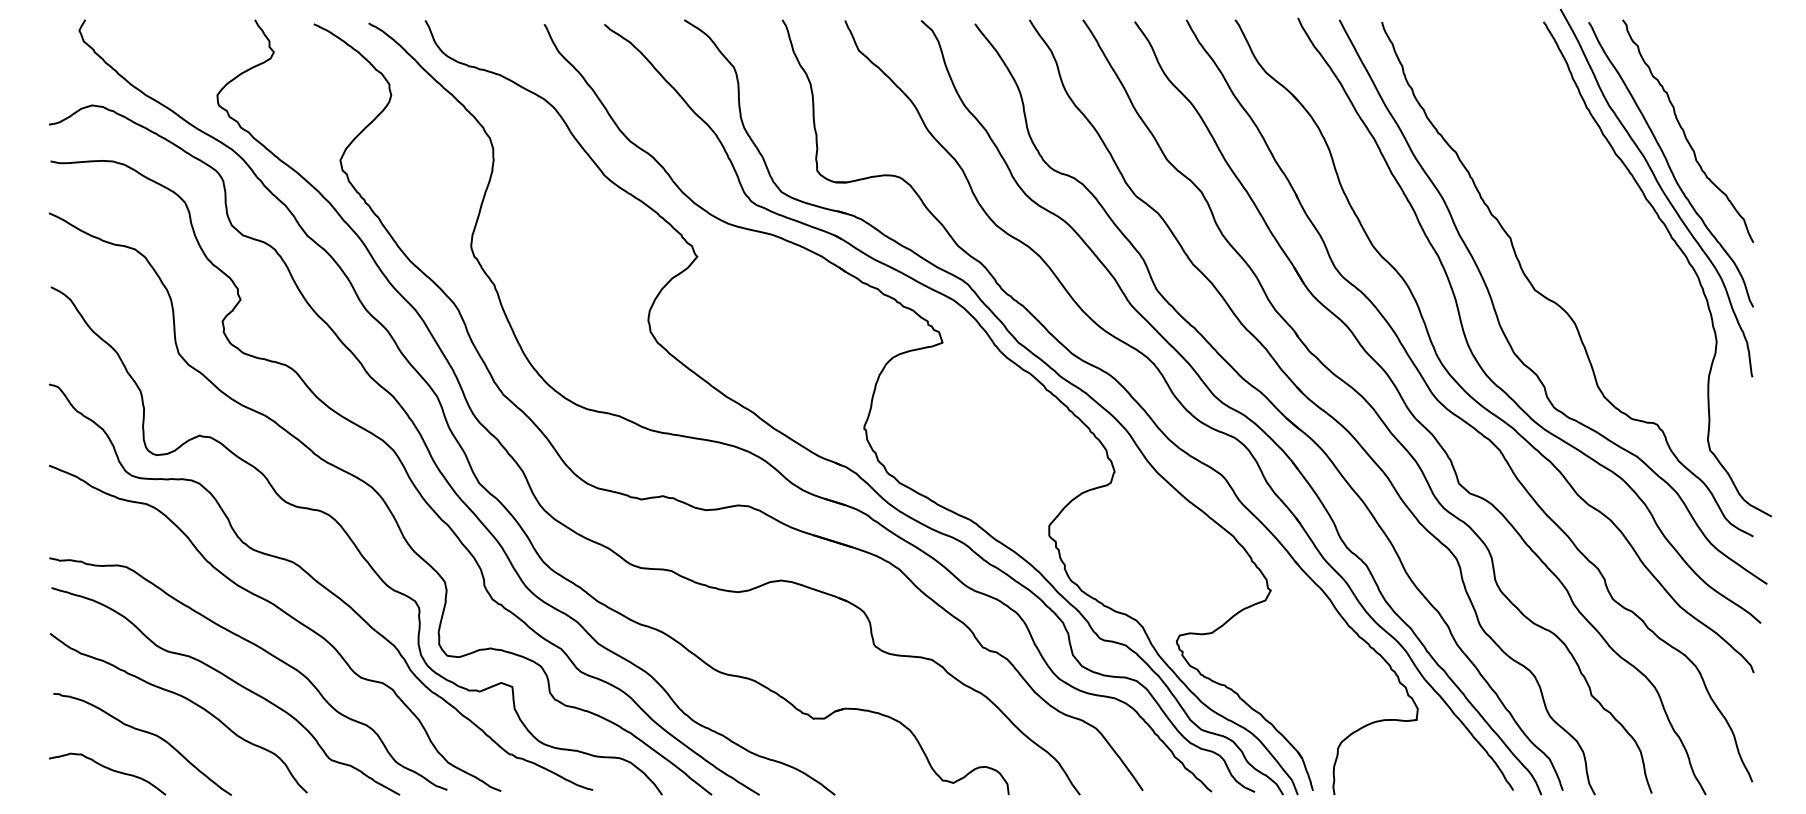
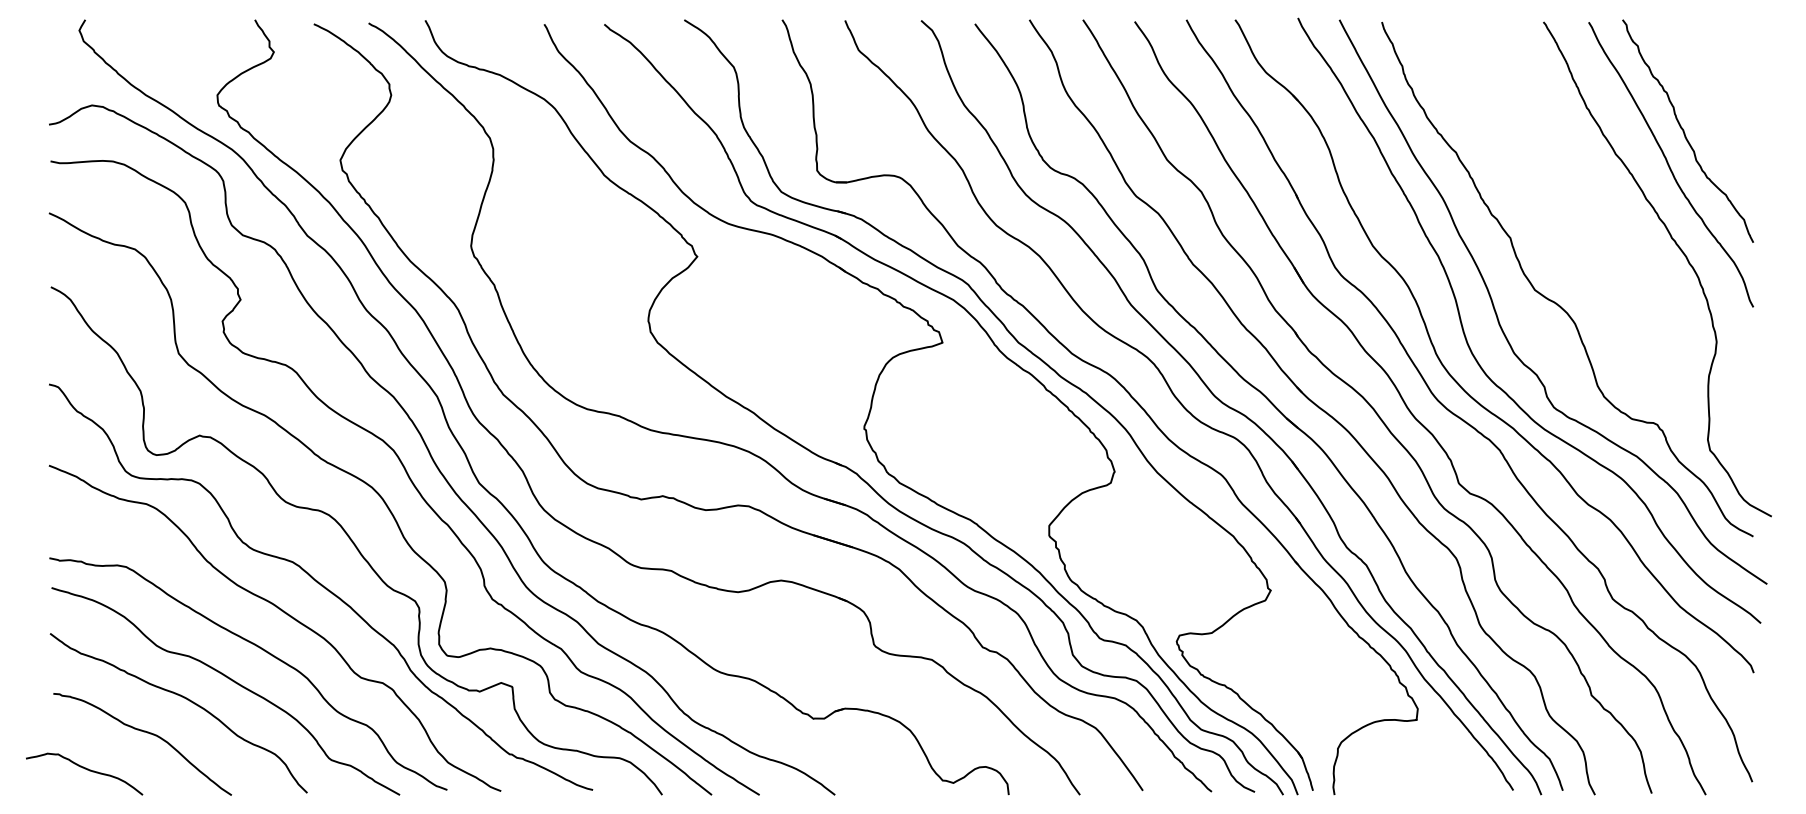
curve: present -> none (1660, 189)
curve position: (107, 769) -> (84, 769) (84, 769)
